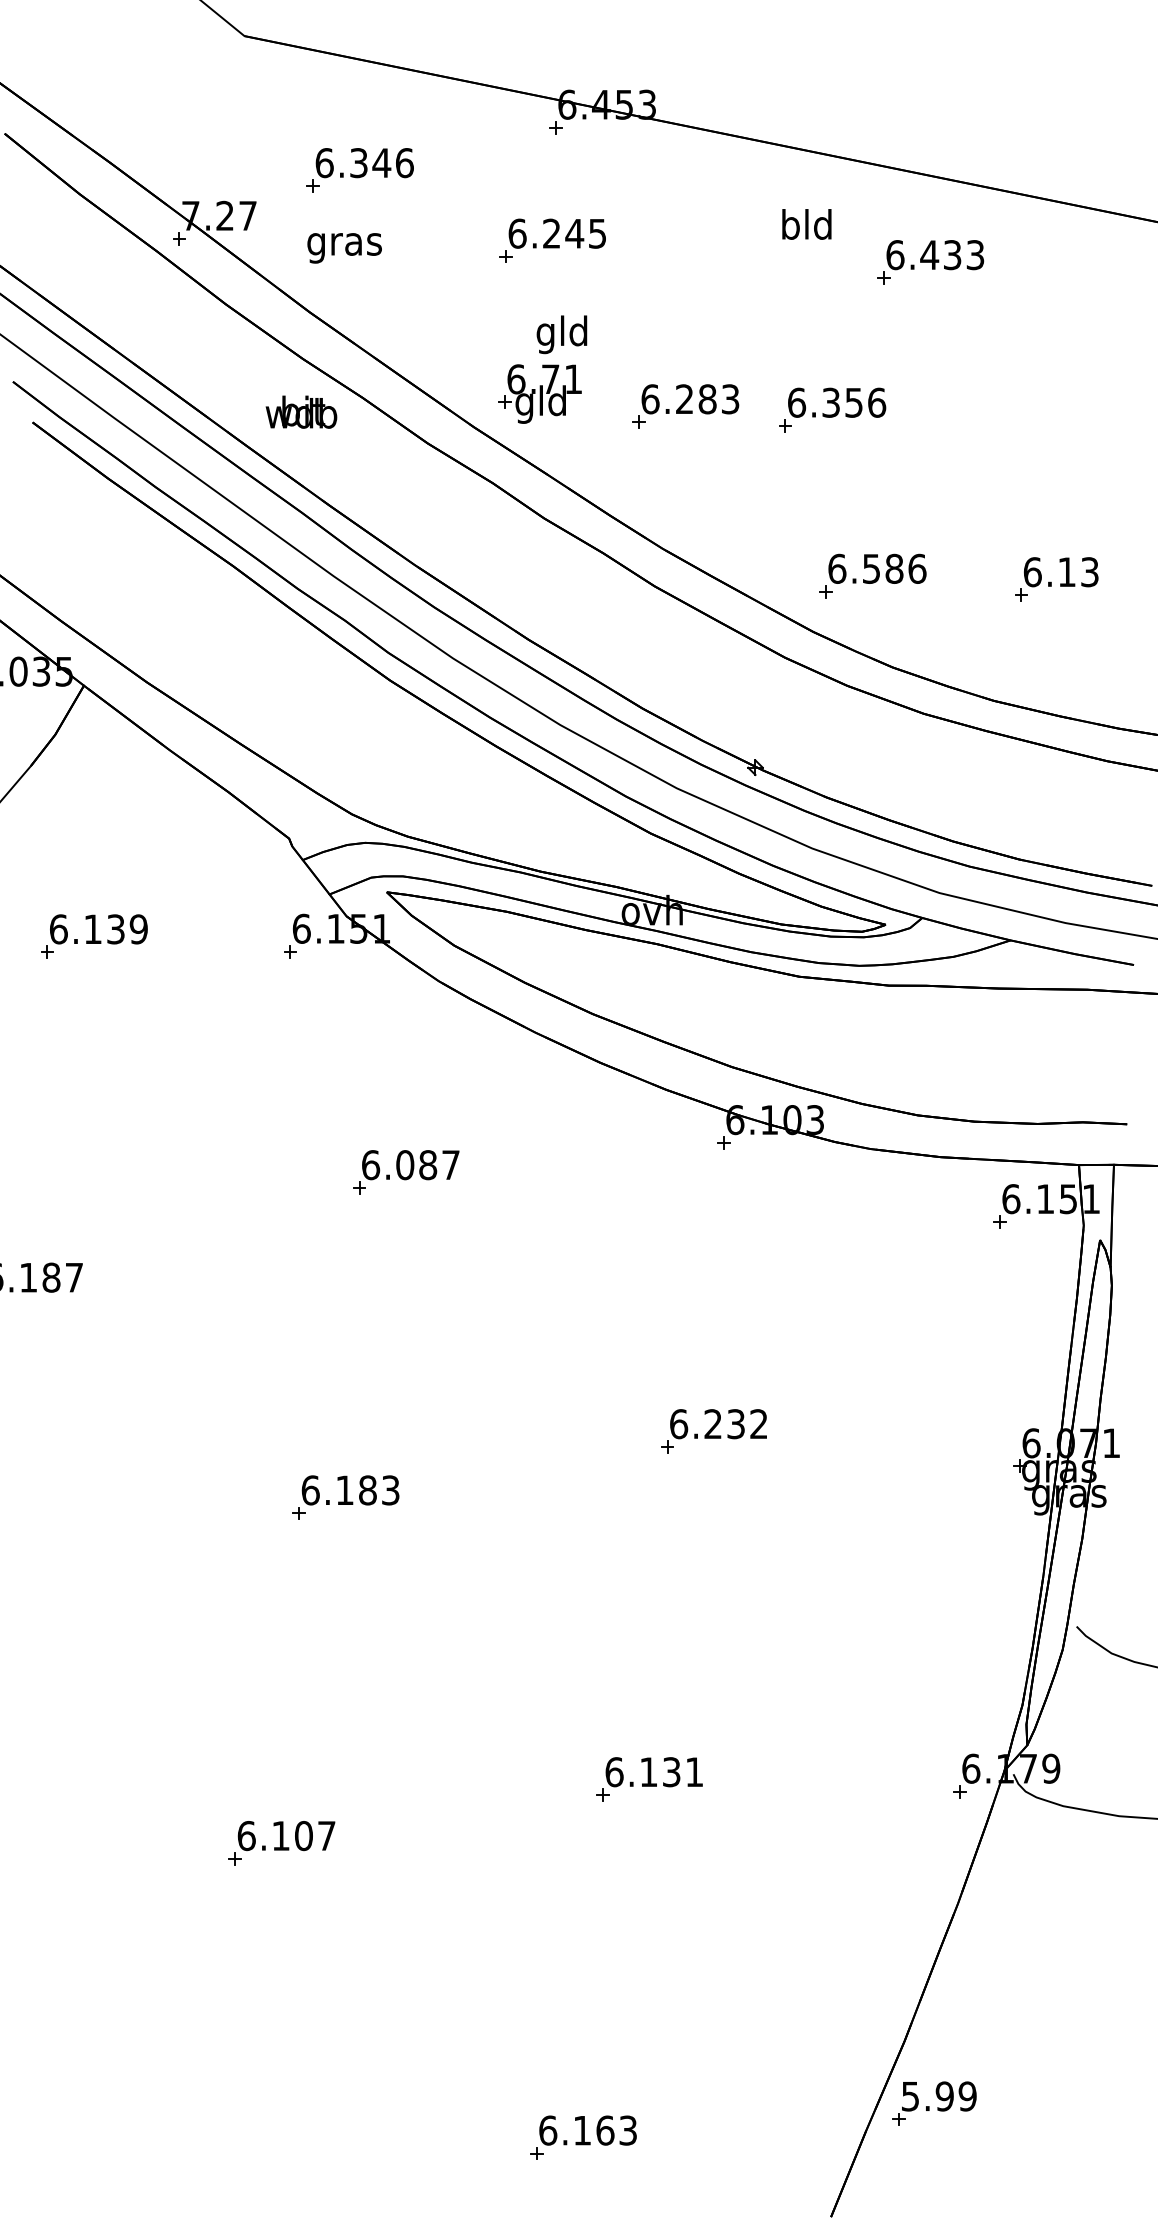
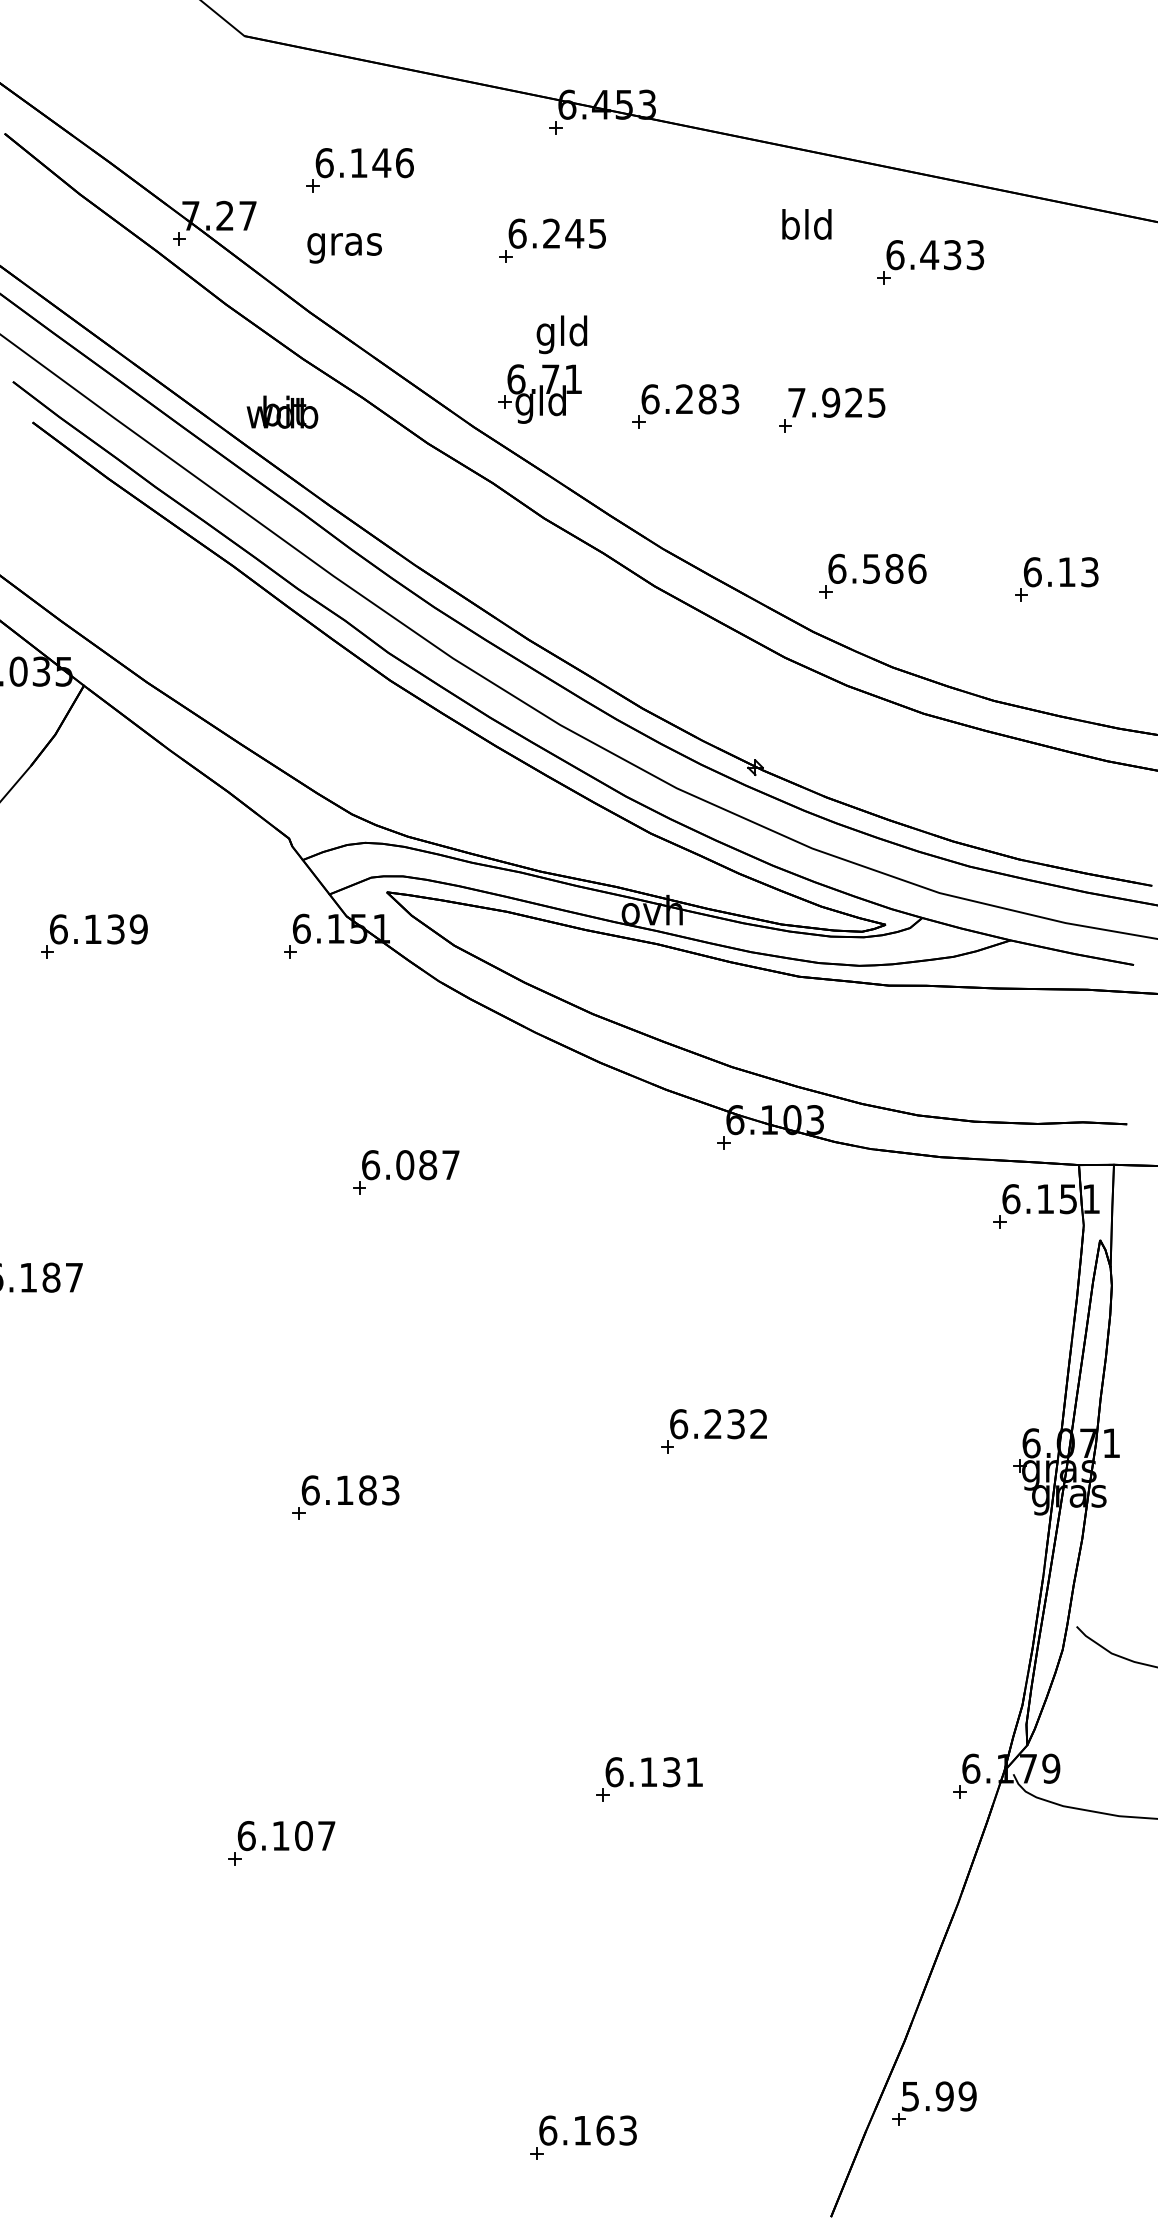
text: 6.346 -> 6.146 (358, 163)
text: 6.356 -> 7.925 (837, 402)
text position: (301, 411) -> (282, 411) (282, 411)
